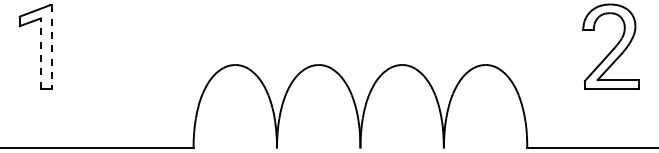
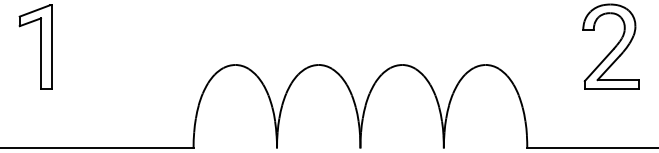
line: dashed -> solid (51, 46)
line: dashed -> solid (41, 53)
